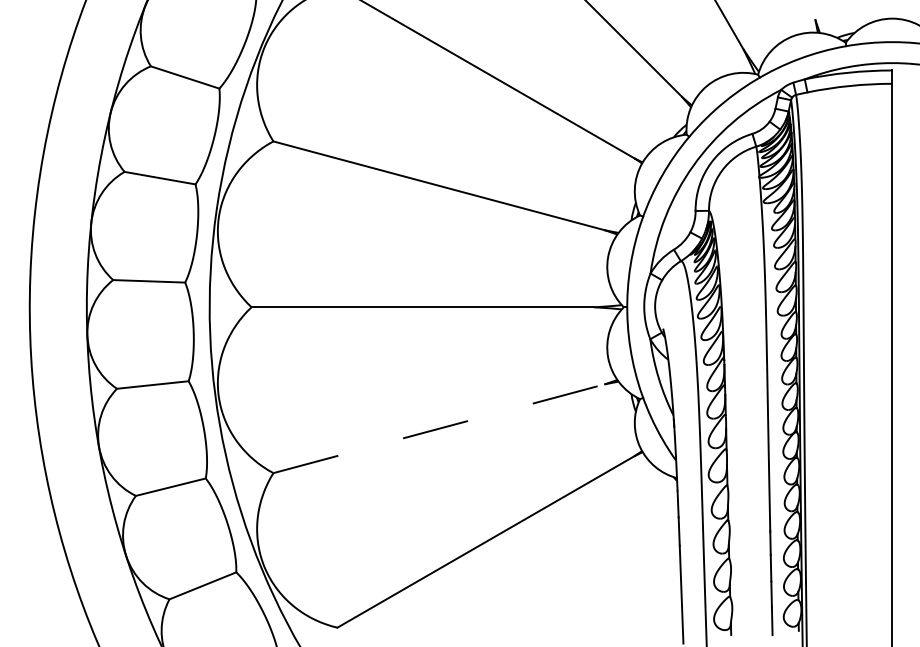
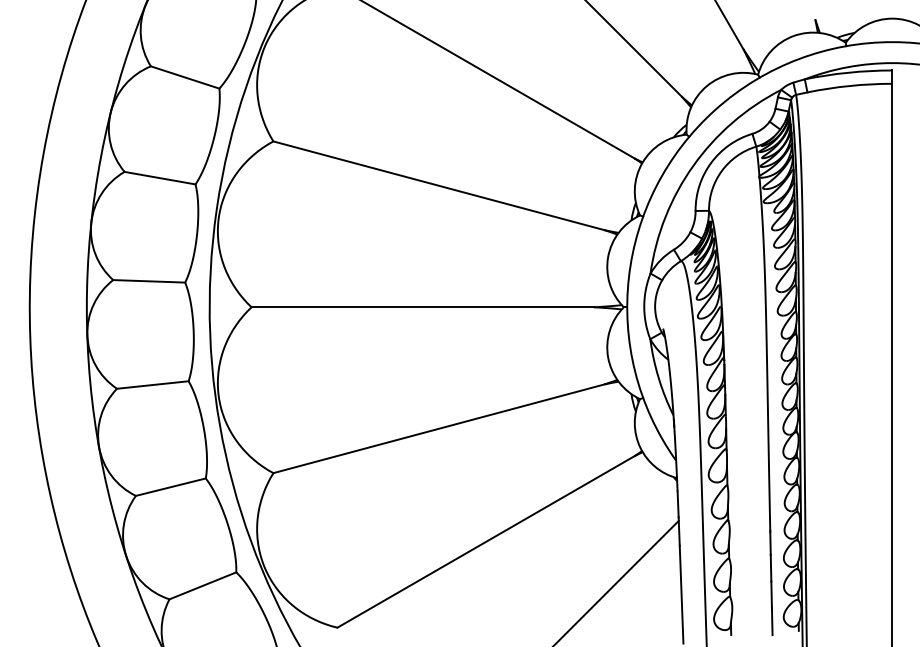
line: dashed -> solid (439, 428)
line: none -> present (617, 581)
